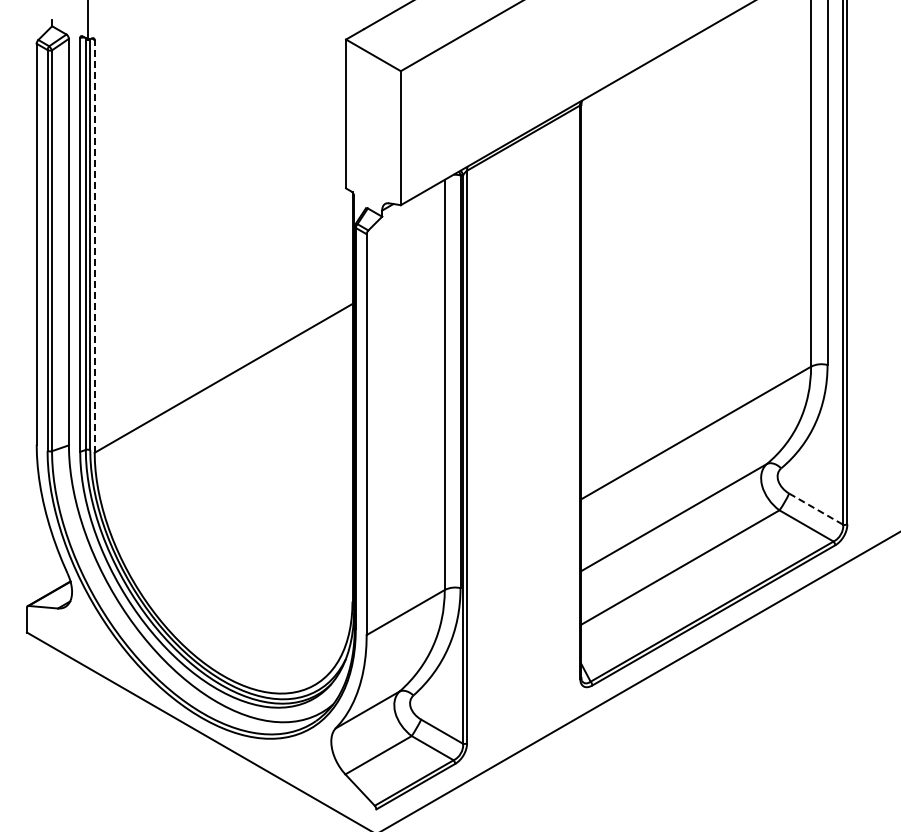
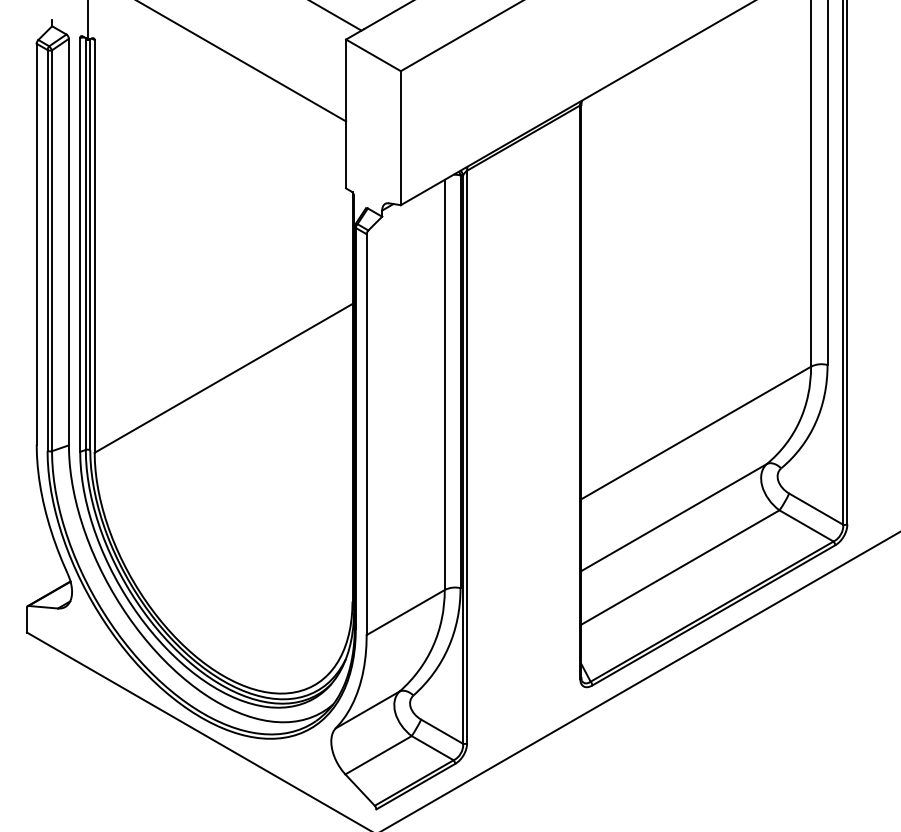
line: none -> present (336, 16)
line: none -> present (242, 61)
line: dashed -> solid (94, 245)
line: dashed -> solid (816, 509)
